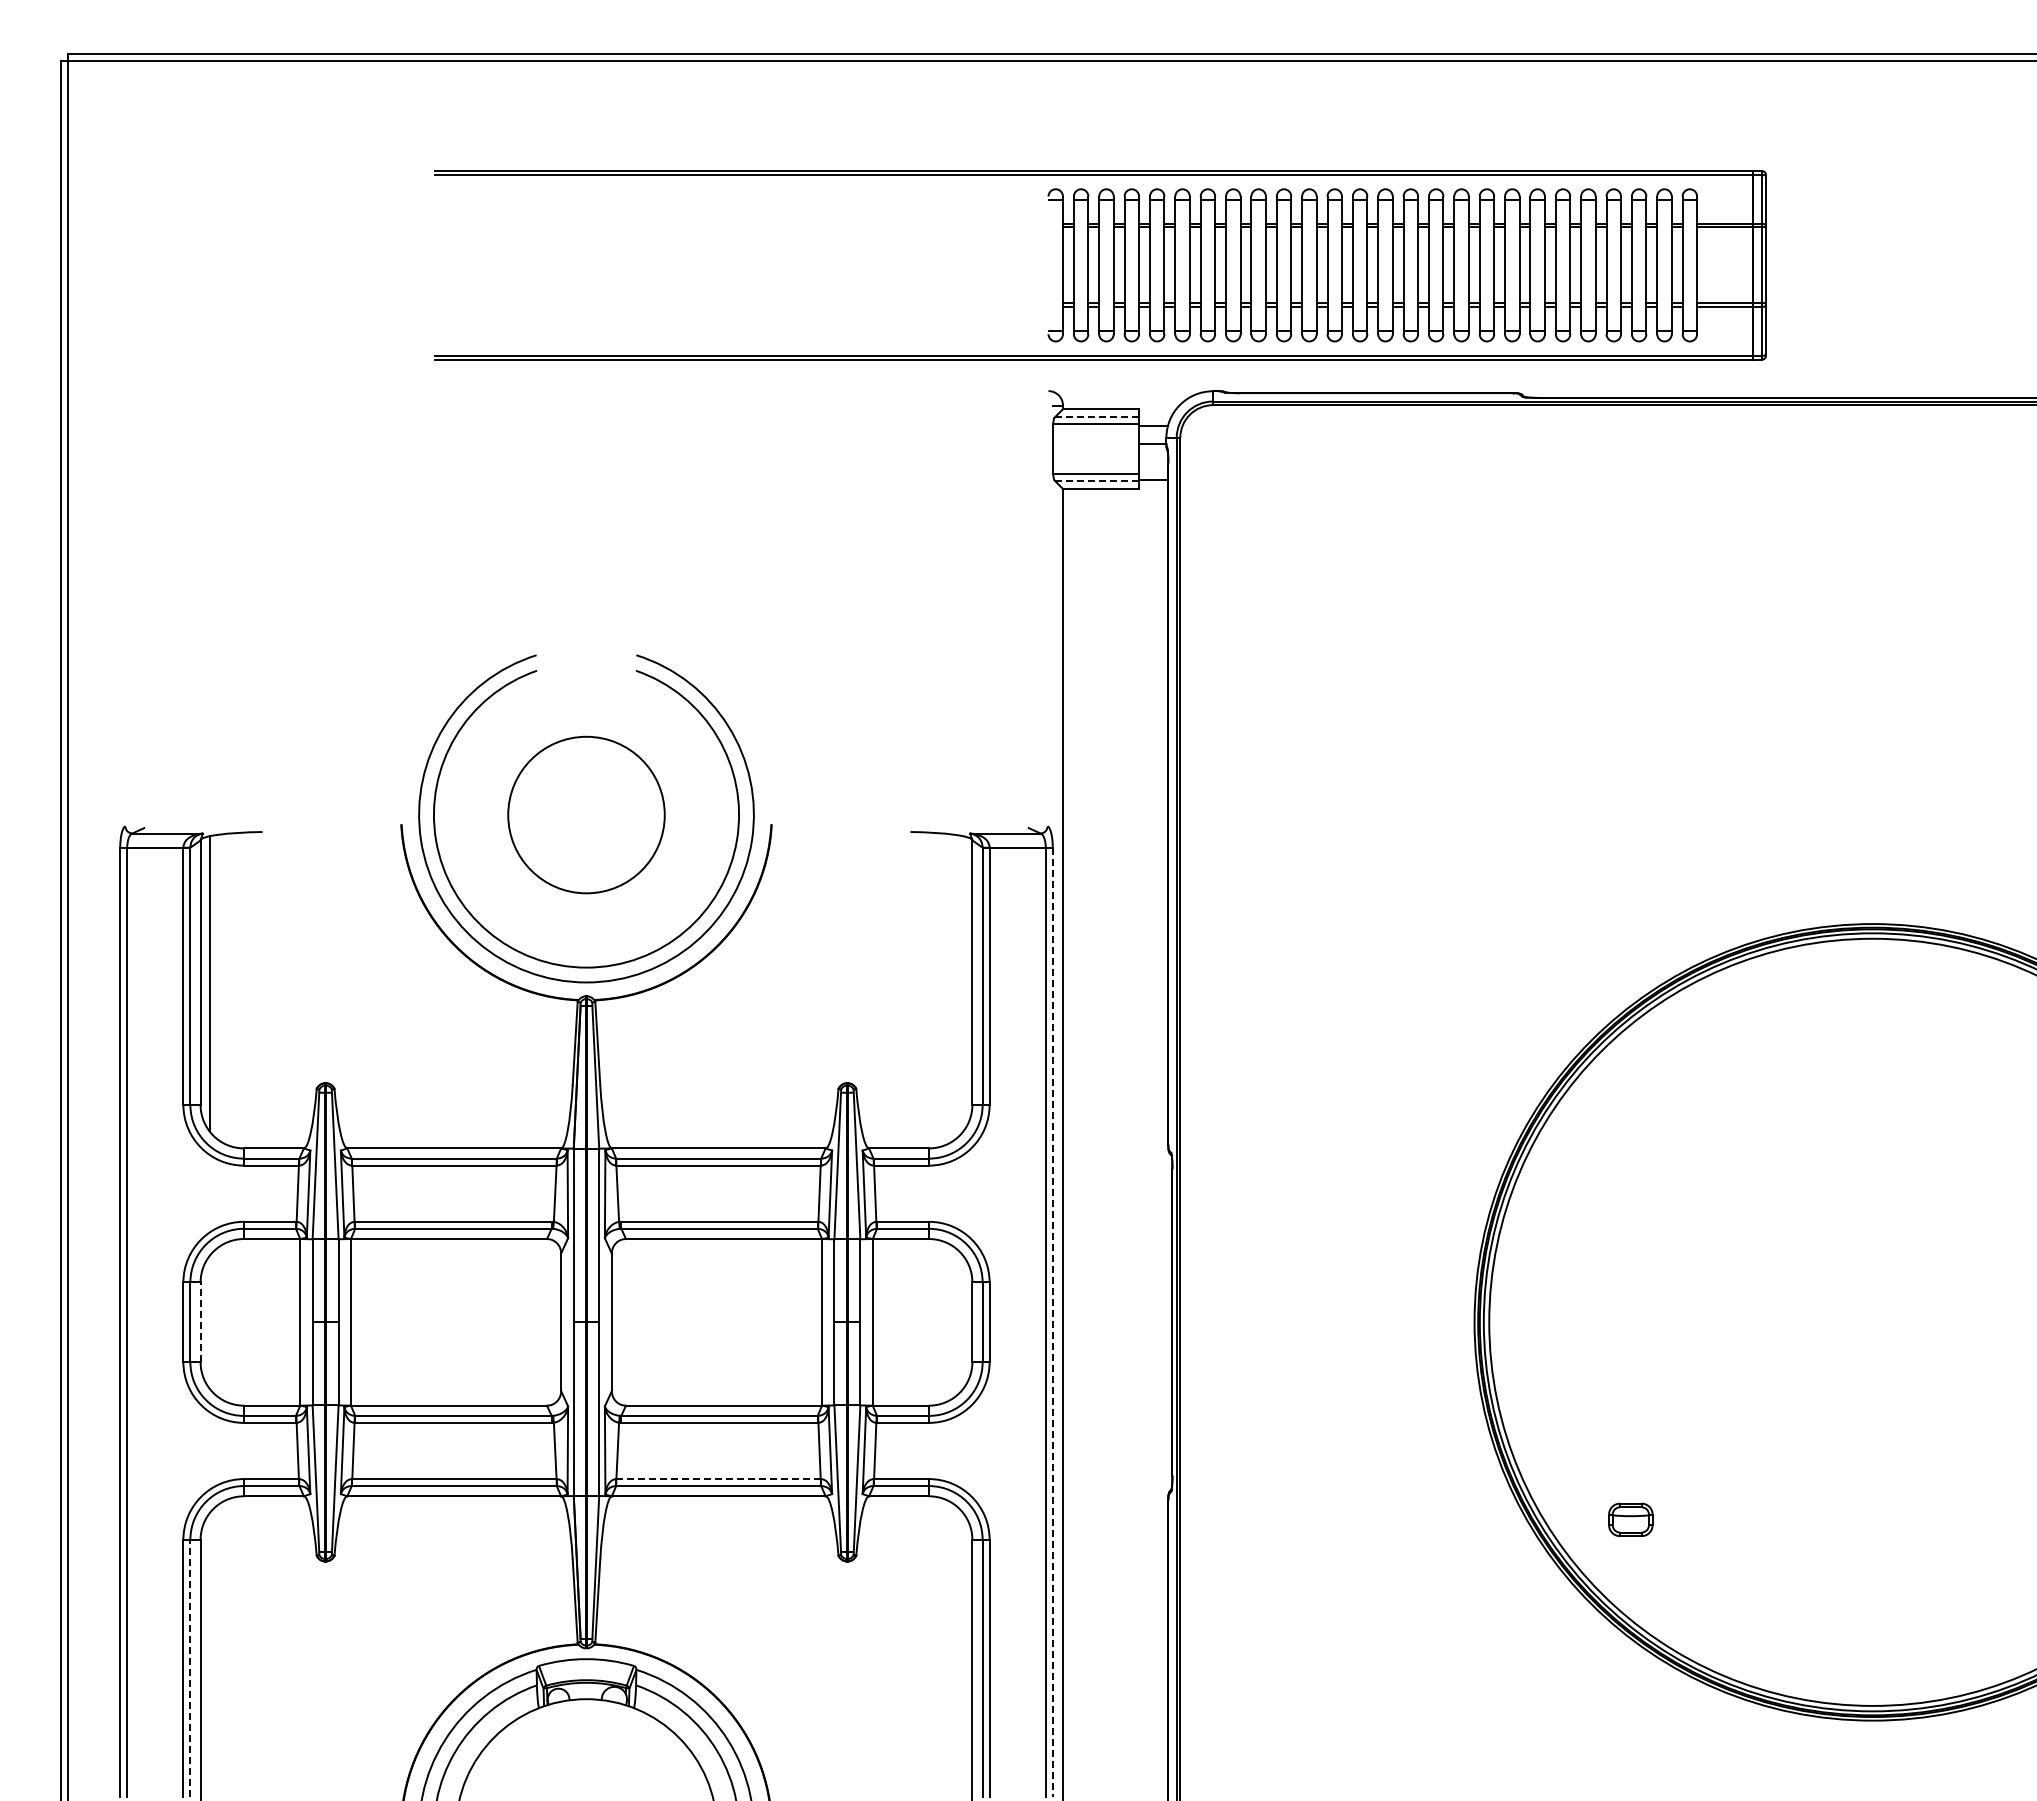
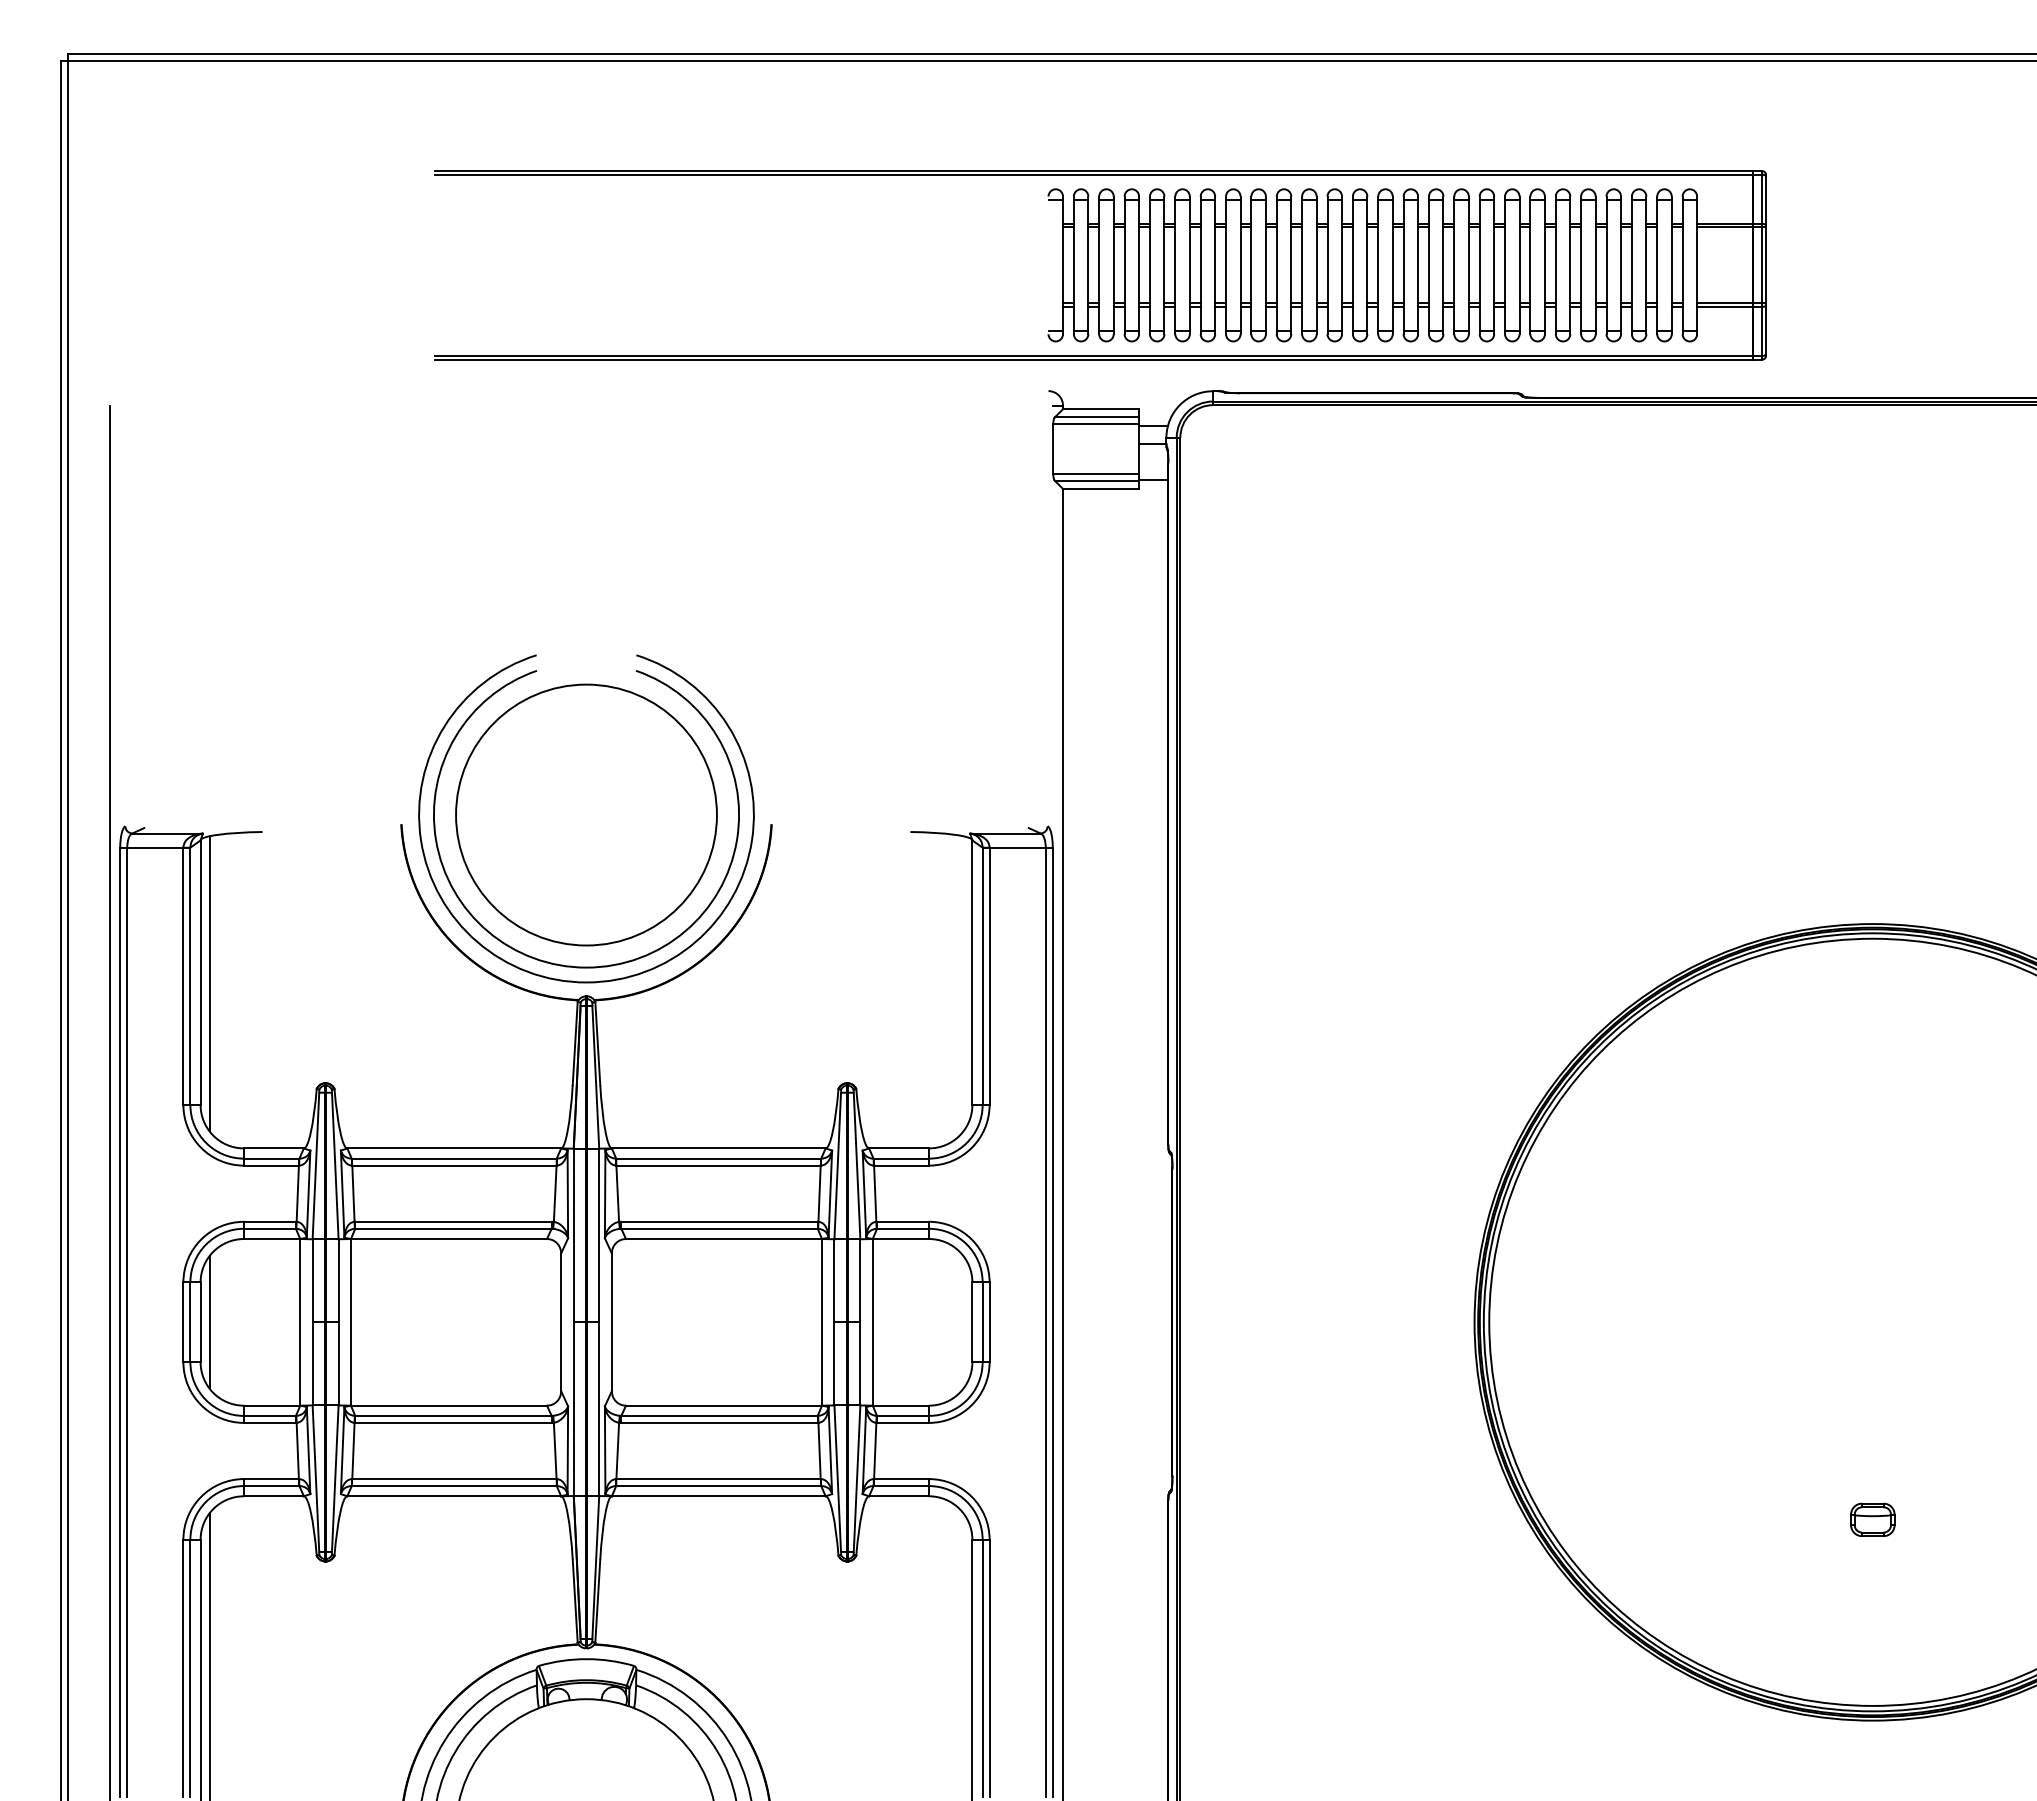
line: dashed -> solid (1097, 417)
line: dashed -> solid (1097, 480)
circle diameter: 157 px -> 261 px (586, 814)
line: none -> present (110, 1101)
line: dashed -> solid (200, 1322)
line: none -> present (209, 1322)
line: dashed -> solid (1052, 1322)
line: dashed -> solid (718, 1479)
part position: (1630, 1519) -> (1872, 1519) (1872, 1519)
line: none -> present (209, 1655)
line: dashed -> solid (190, 1668)
